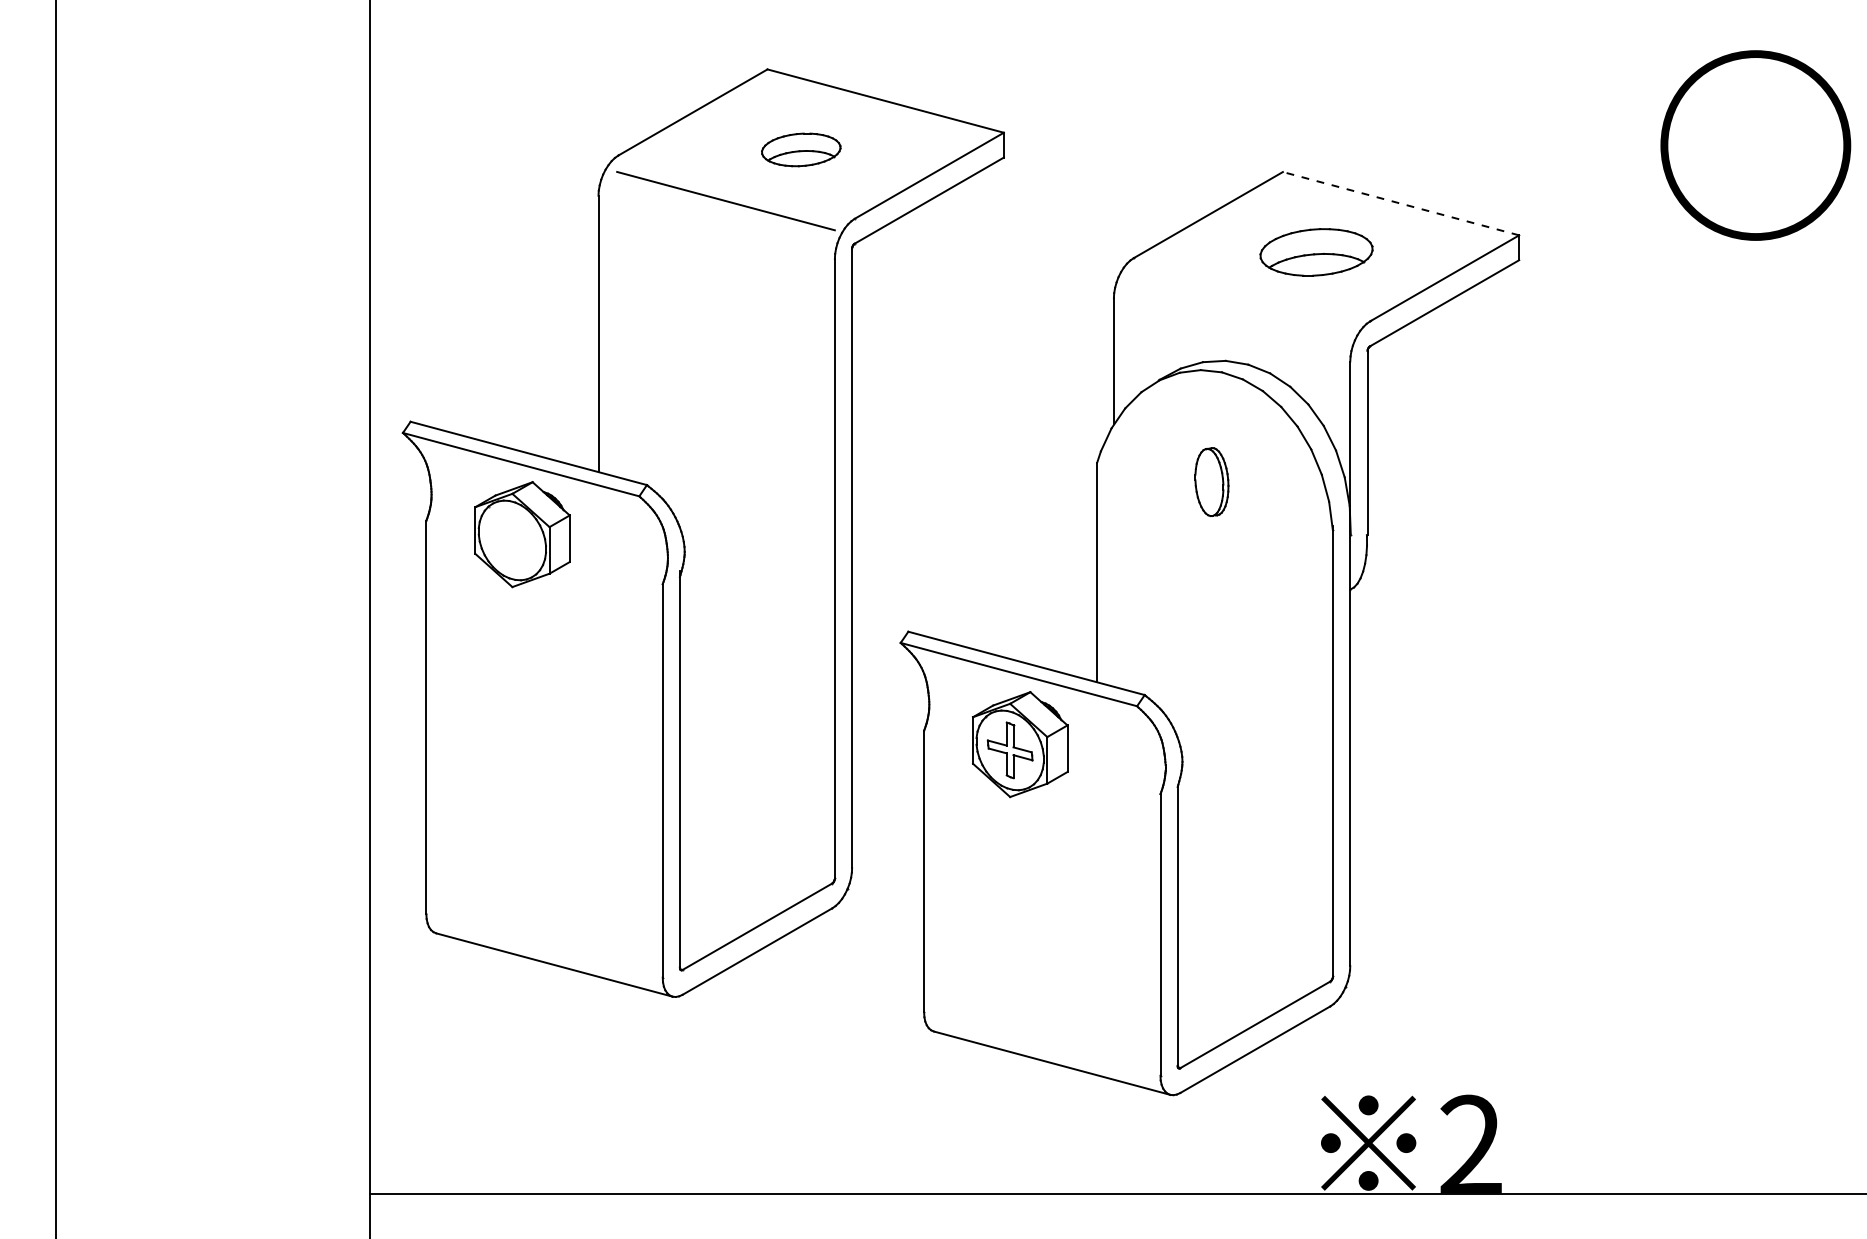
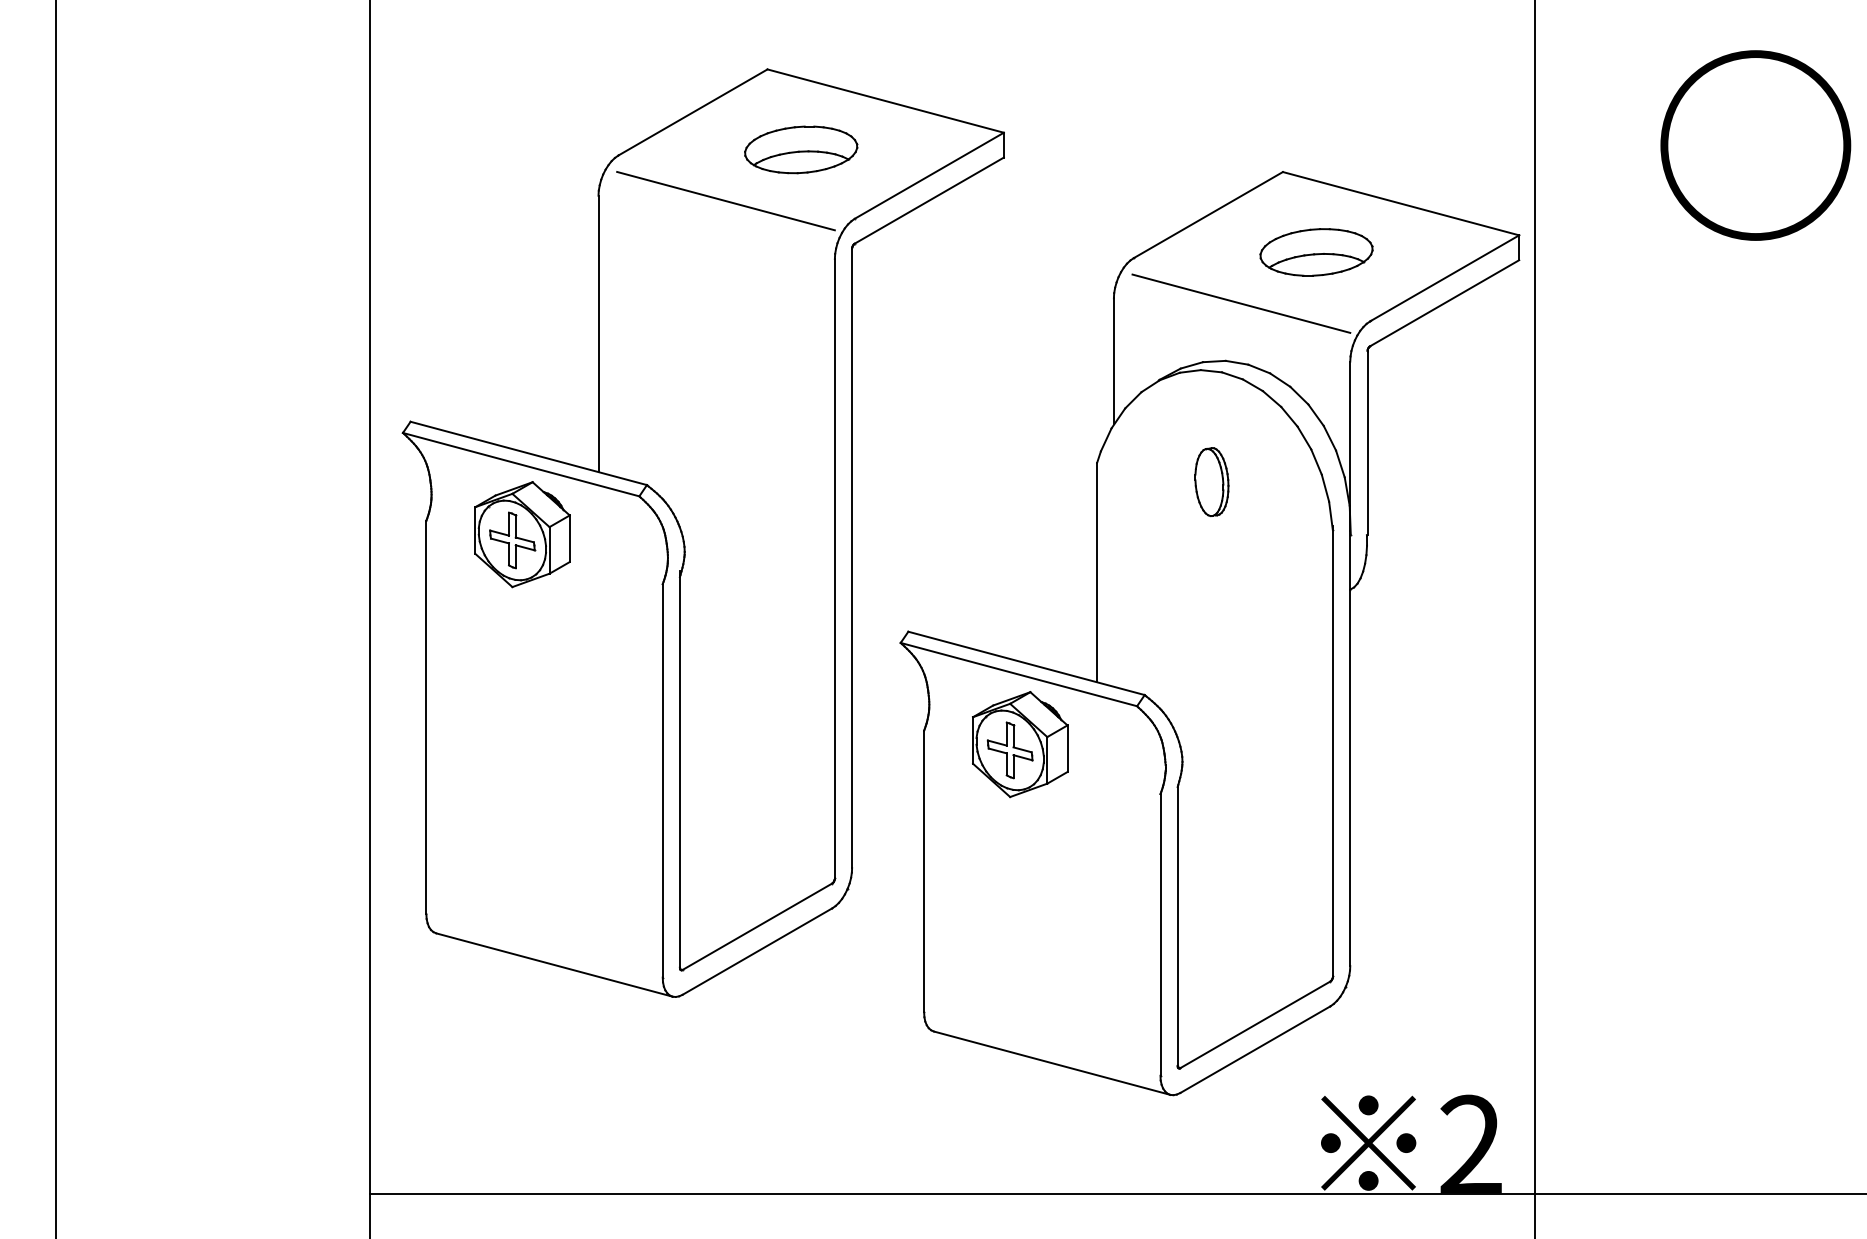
part size: 81x36 px -> 115x50 px (801, 149)
line: dashed -> solid (1400, 203)
line: none -> present (1241, 303)
part: none -> present (512, 540)
line: none -> present (1535, 618)
